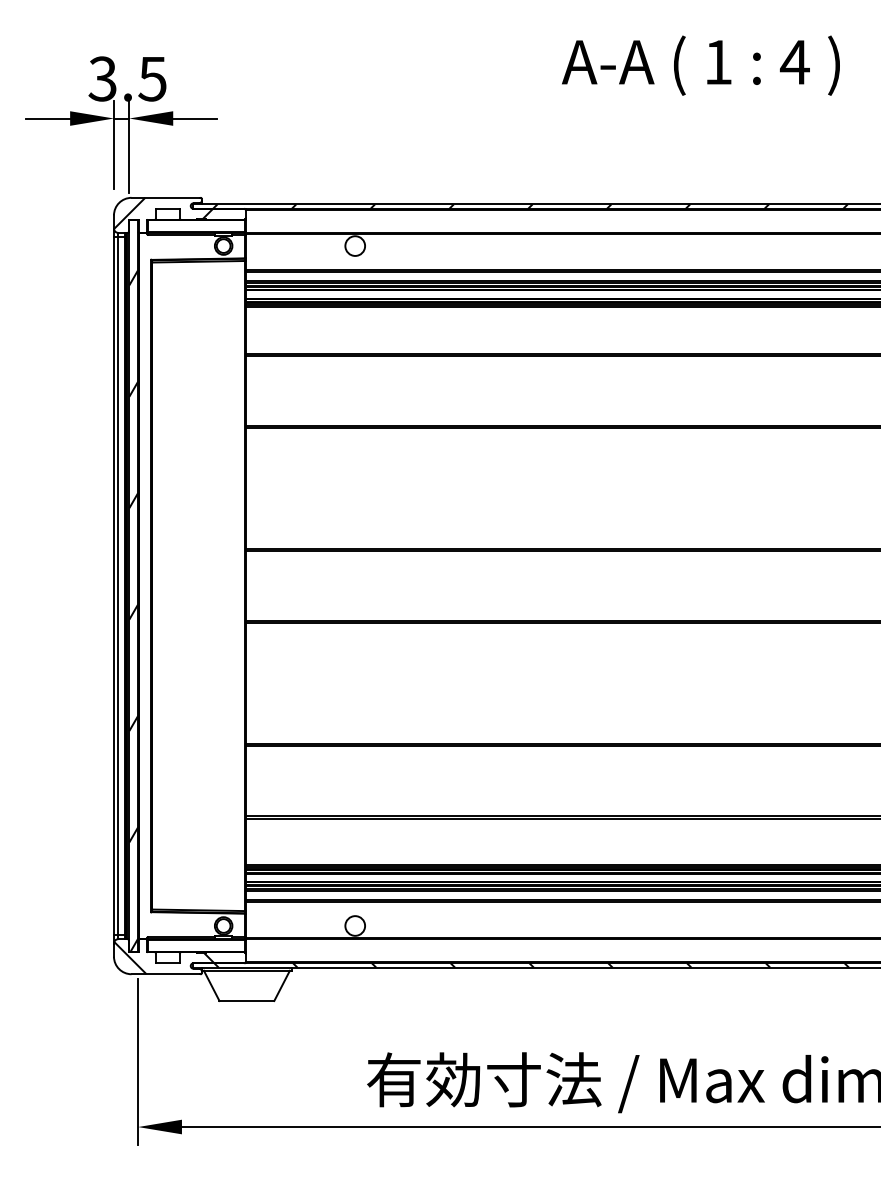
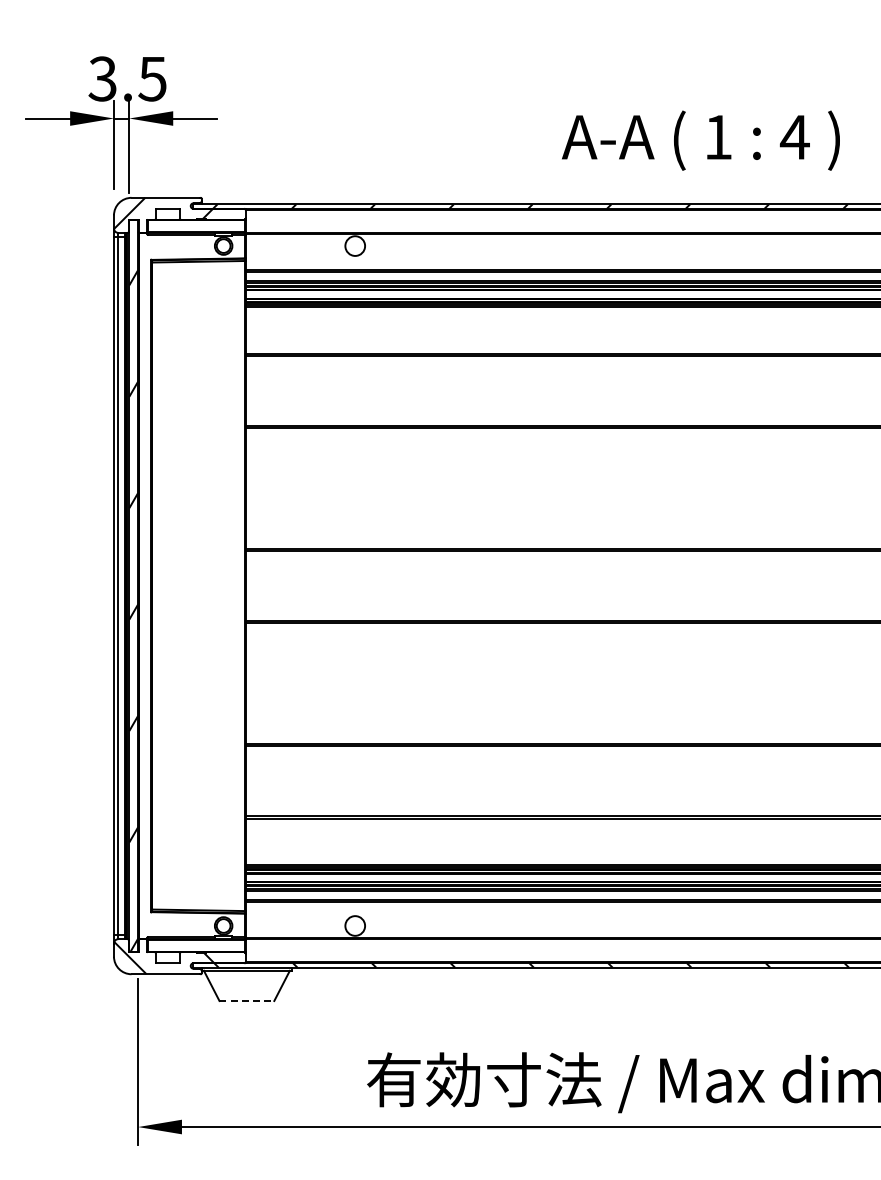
text position: (700, 65) -> (700, 140) (700, 140)
line: solid -> dashed (247, 1001)
